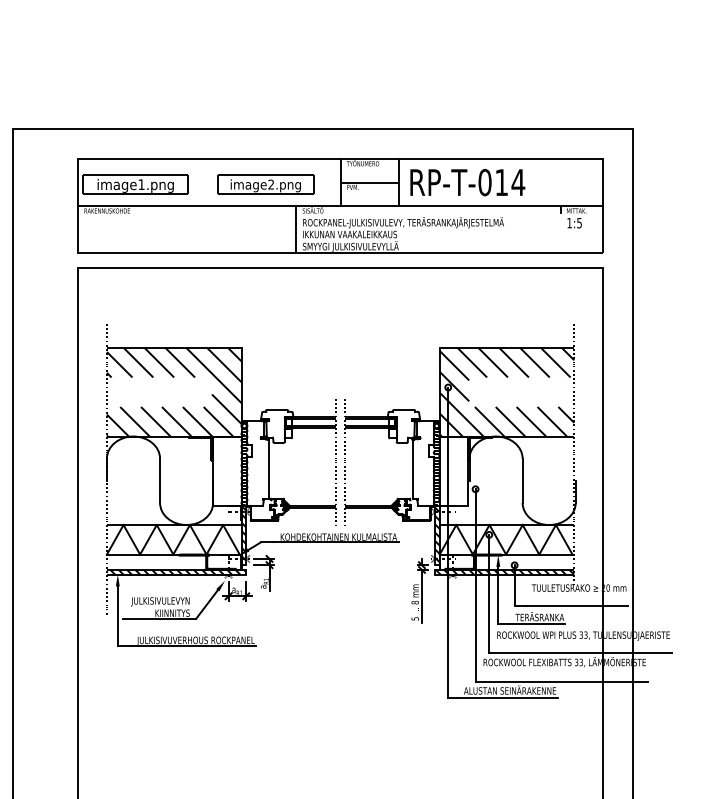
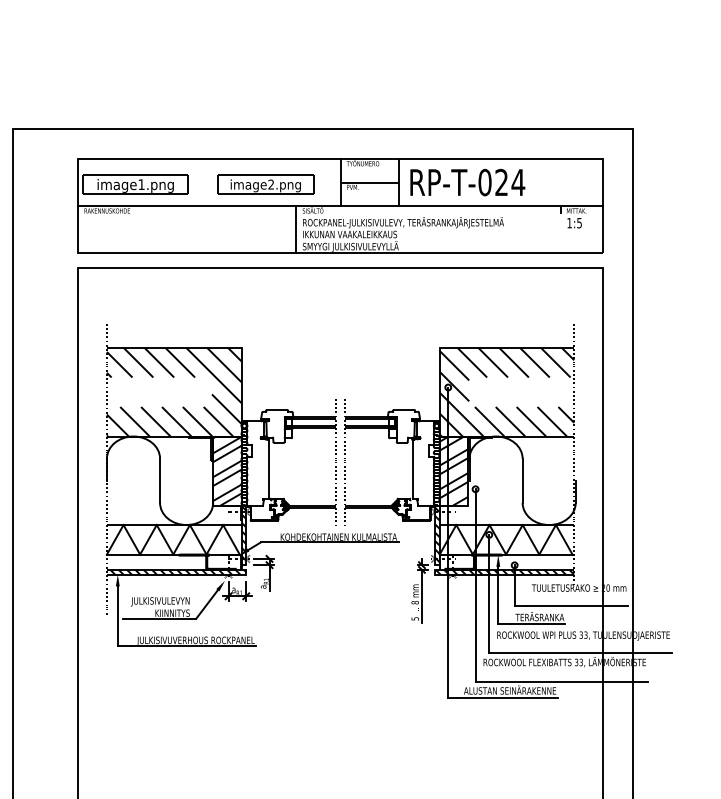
text: RP-T-014 -> RP-T-024 (501, 181)
hatch: none -> present (227, 470)
hatch: none -> present (453, 470)
